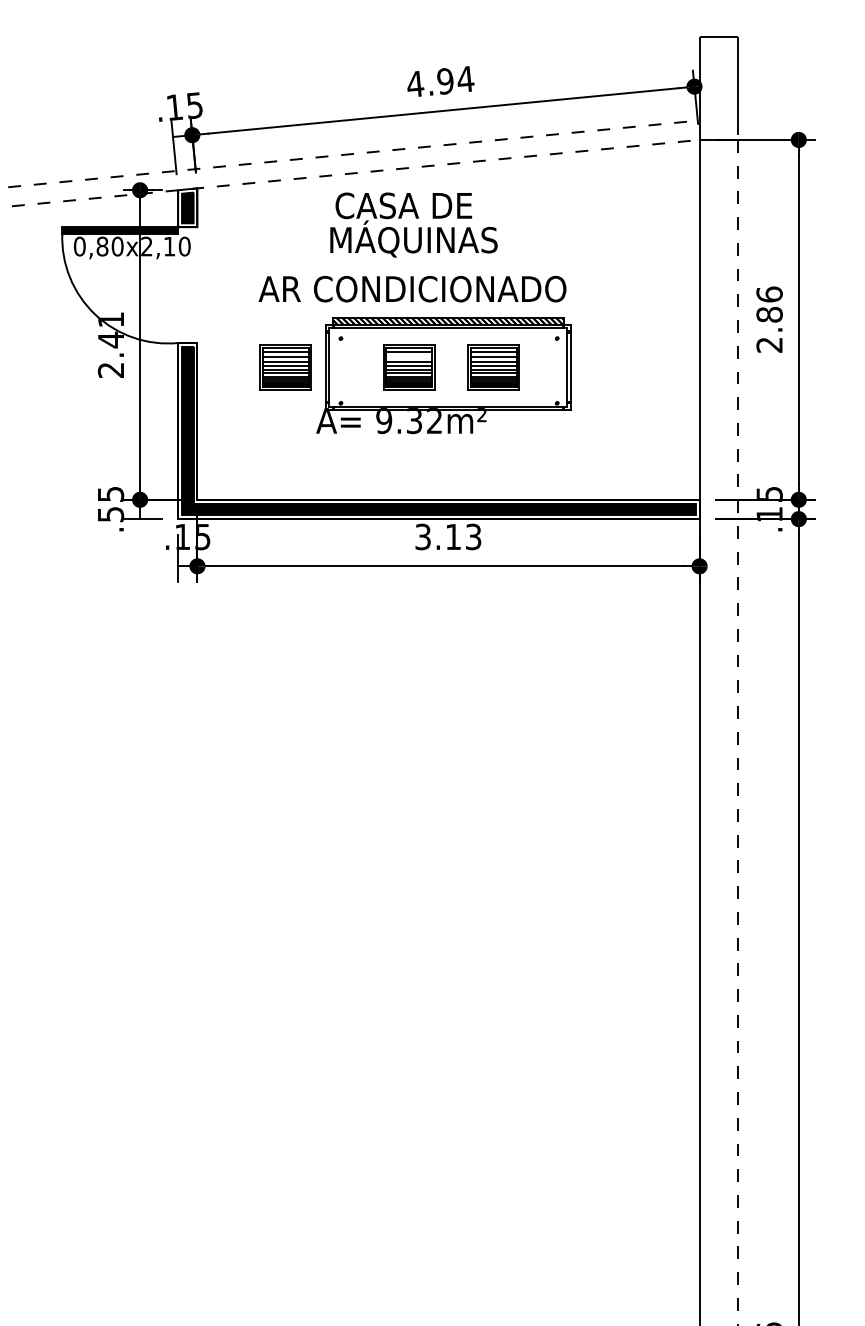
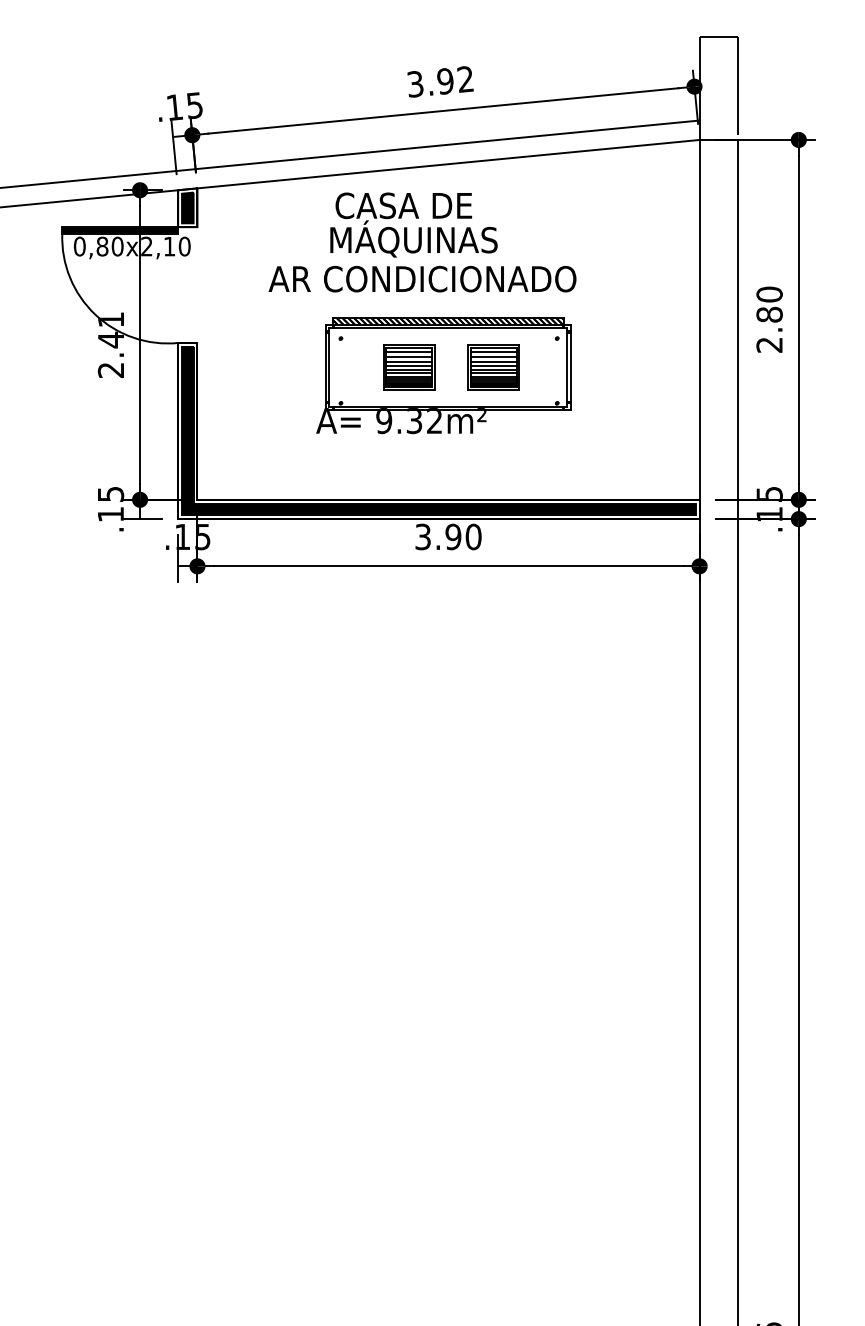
text: 4.94 -> 3.92 (440, 81)
line: dashed -> solid (350, 154)
line: dashed -> solid (350, 173)
text position: (412, 288) -> (422, 278) (422, 278)
text: 2.86 -> 2.80 (769, 294)
line: none -> present (408, 357)
part: present -> none (285, 367)
text: .55 -> .15 (111, 514)
text: 3.13 -> 3.90 (463, 536)
line: dashed -> solid (738, 732)
